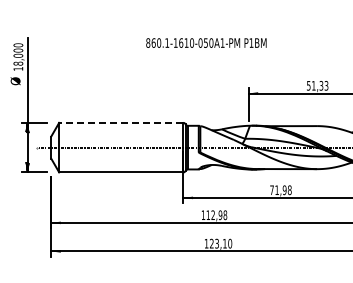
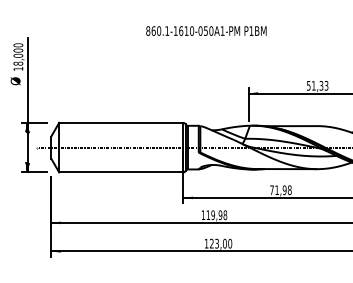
text position: (206, 42) -> (206, 30) (206, 30)
line: dashed -> solid (120, 122)
text: 112,98 -> 119,98 (213, 215)
text: 123,10 -> 123,00 (224, 243)
